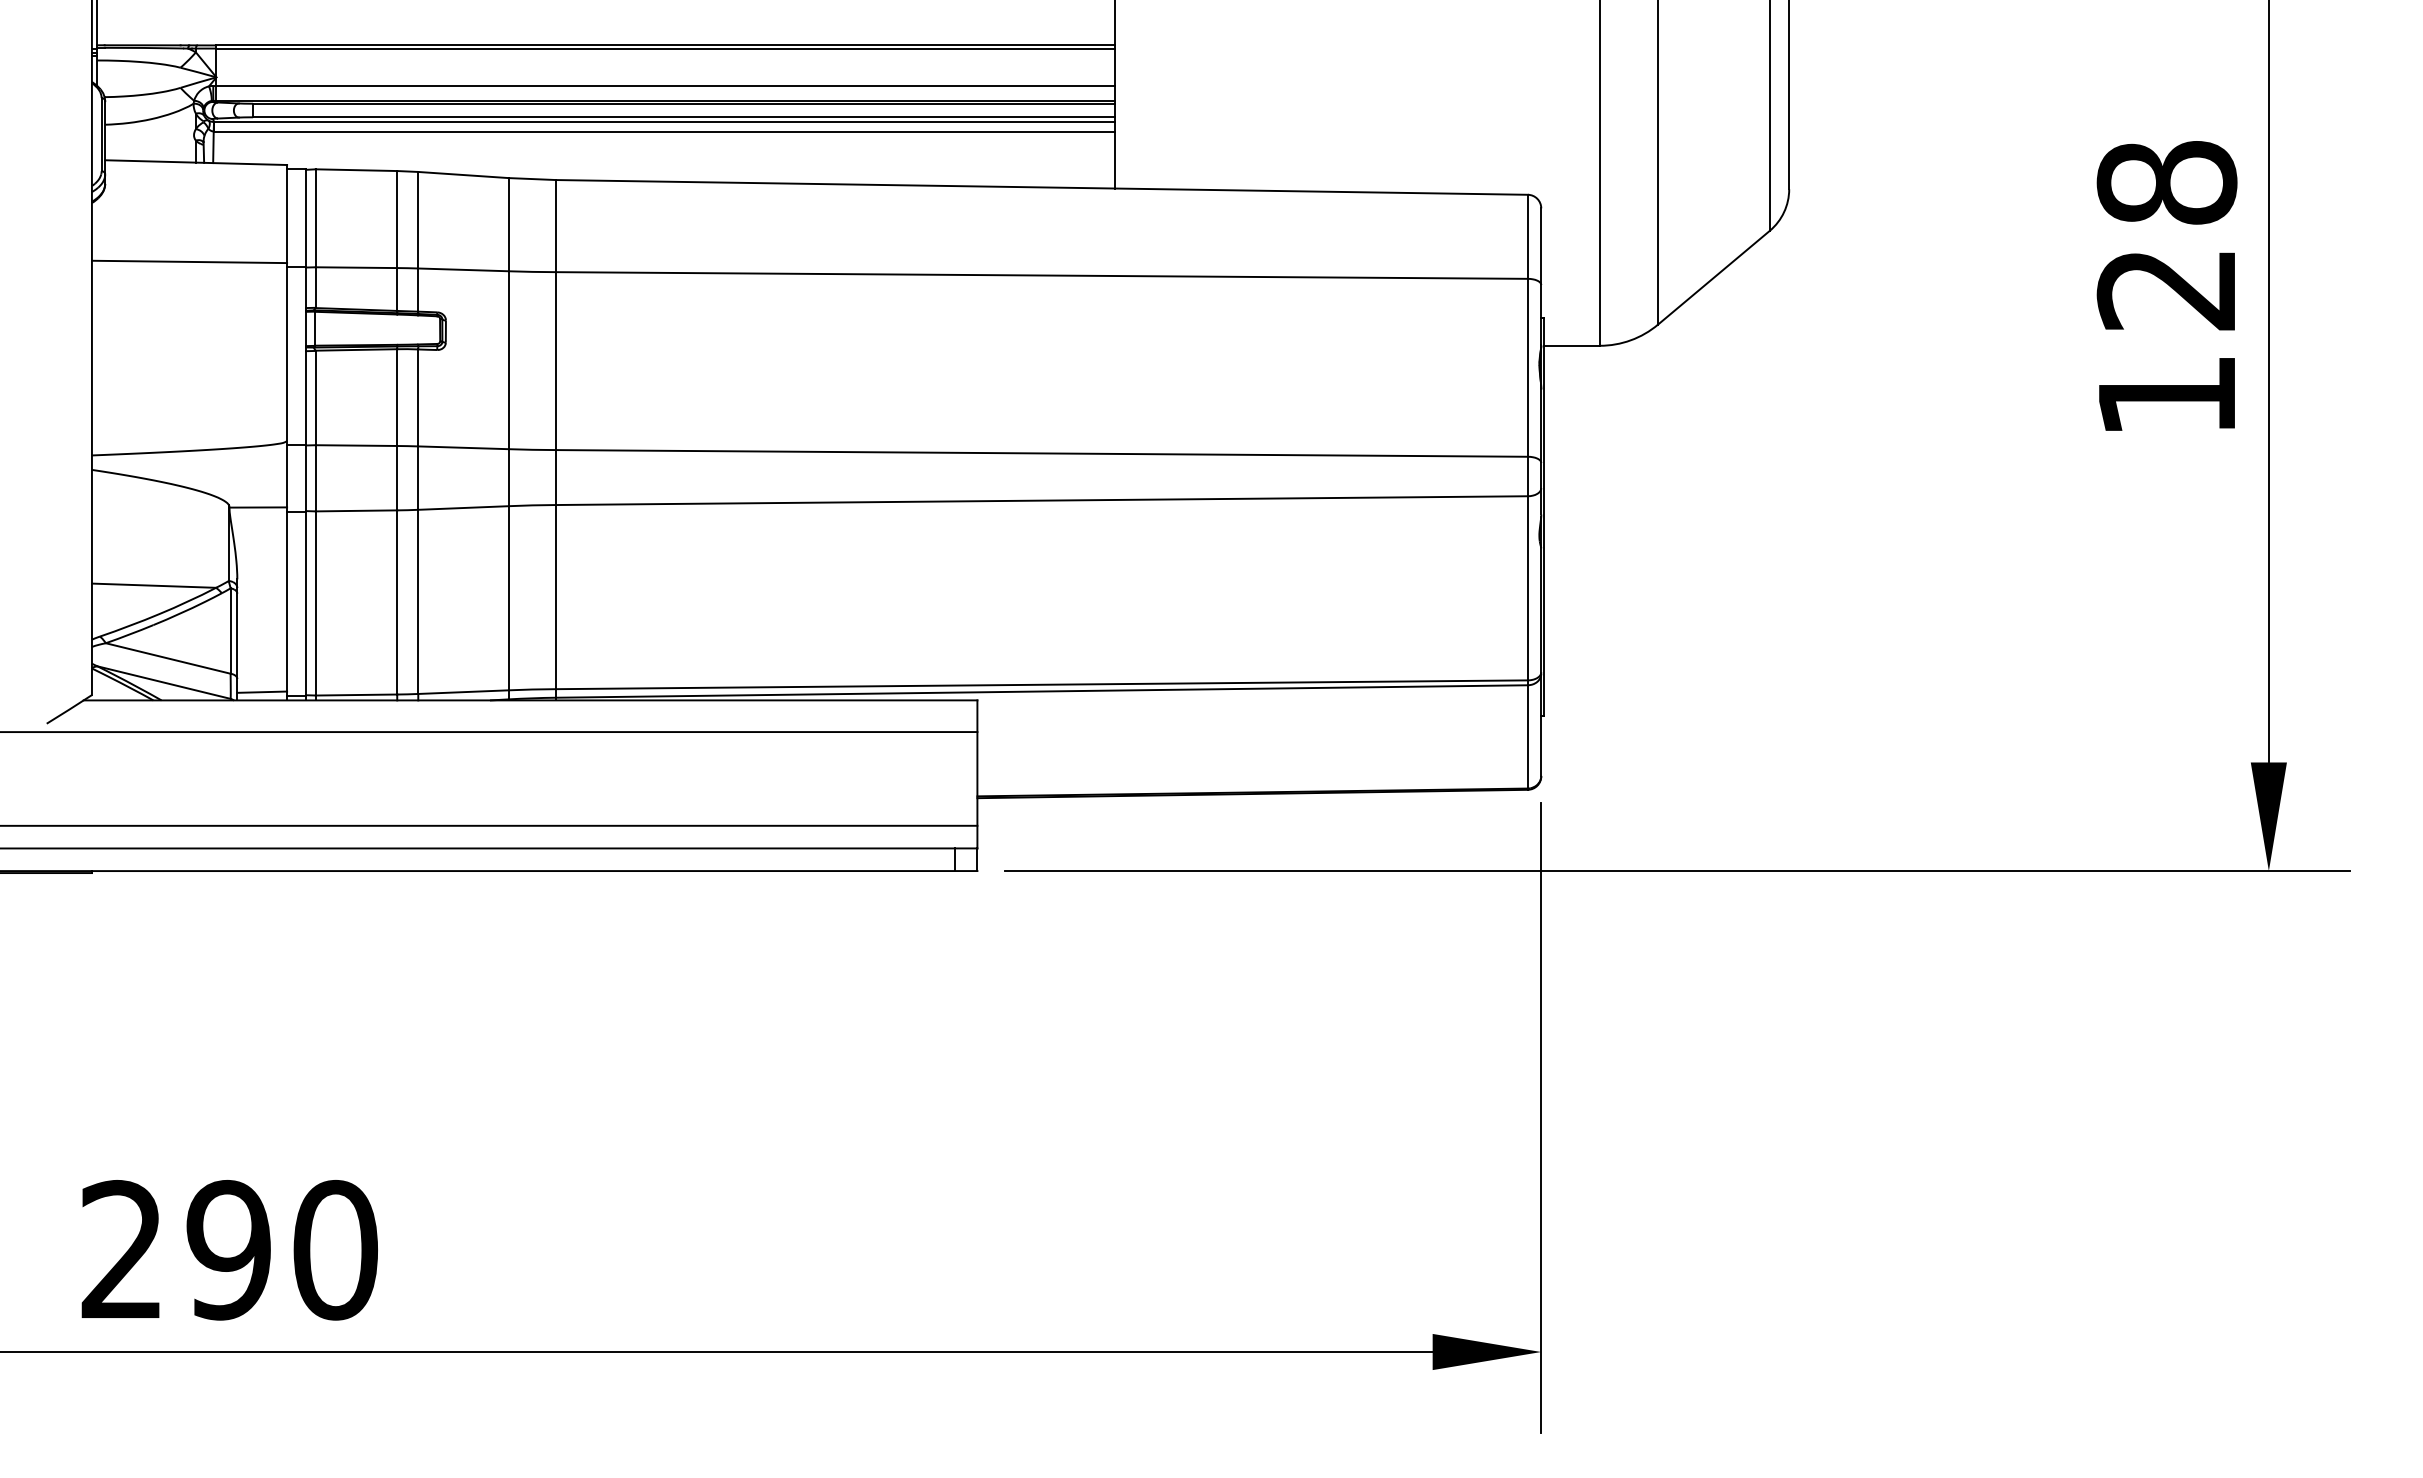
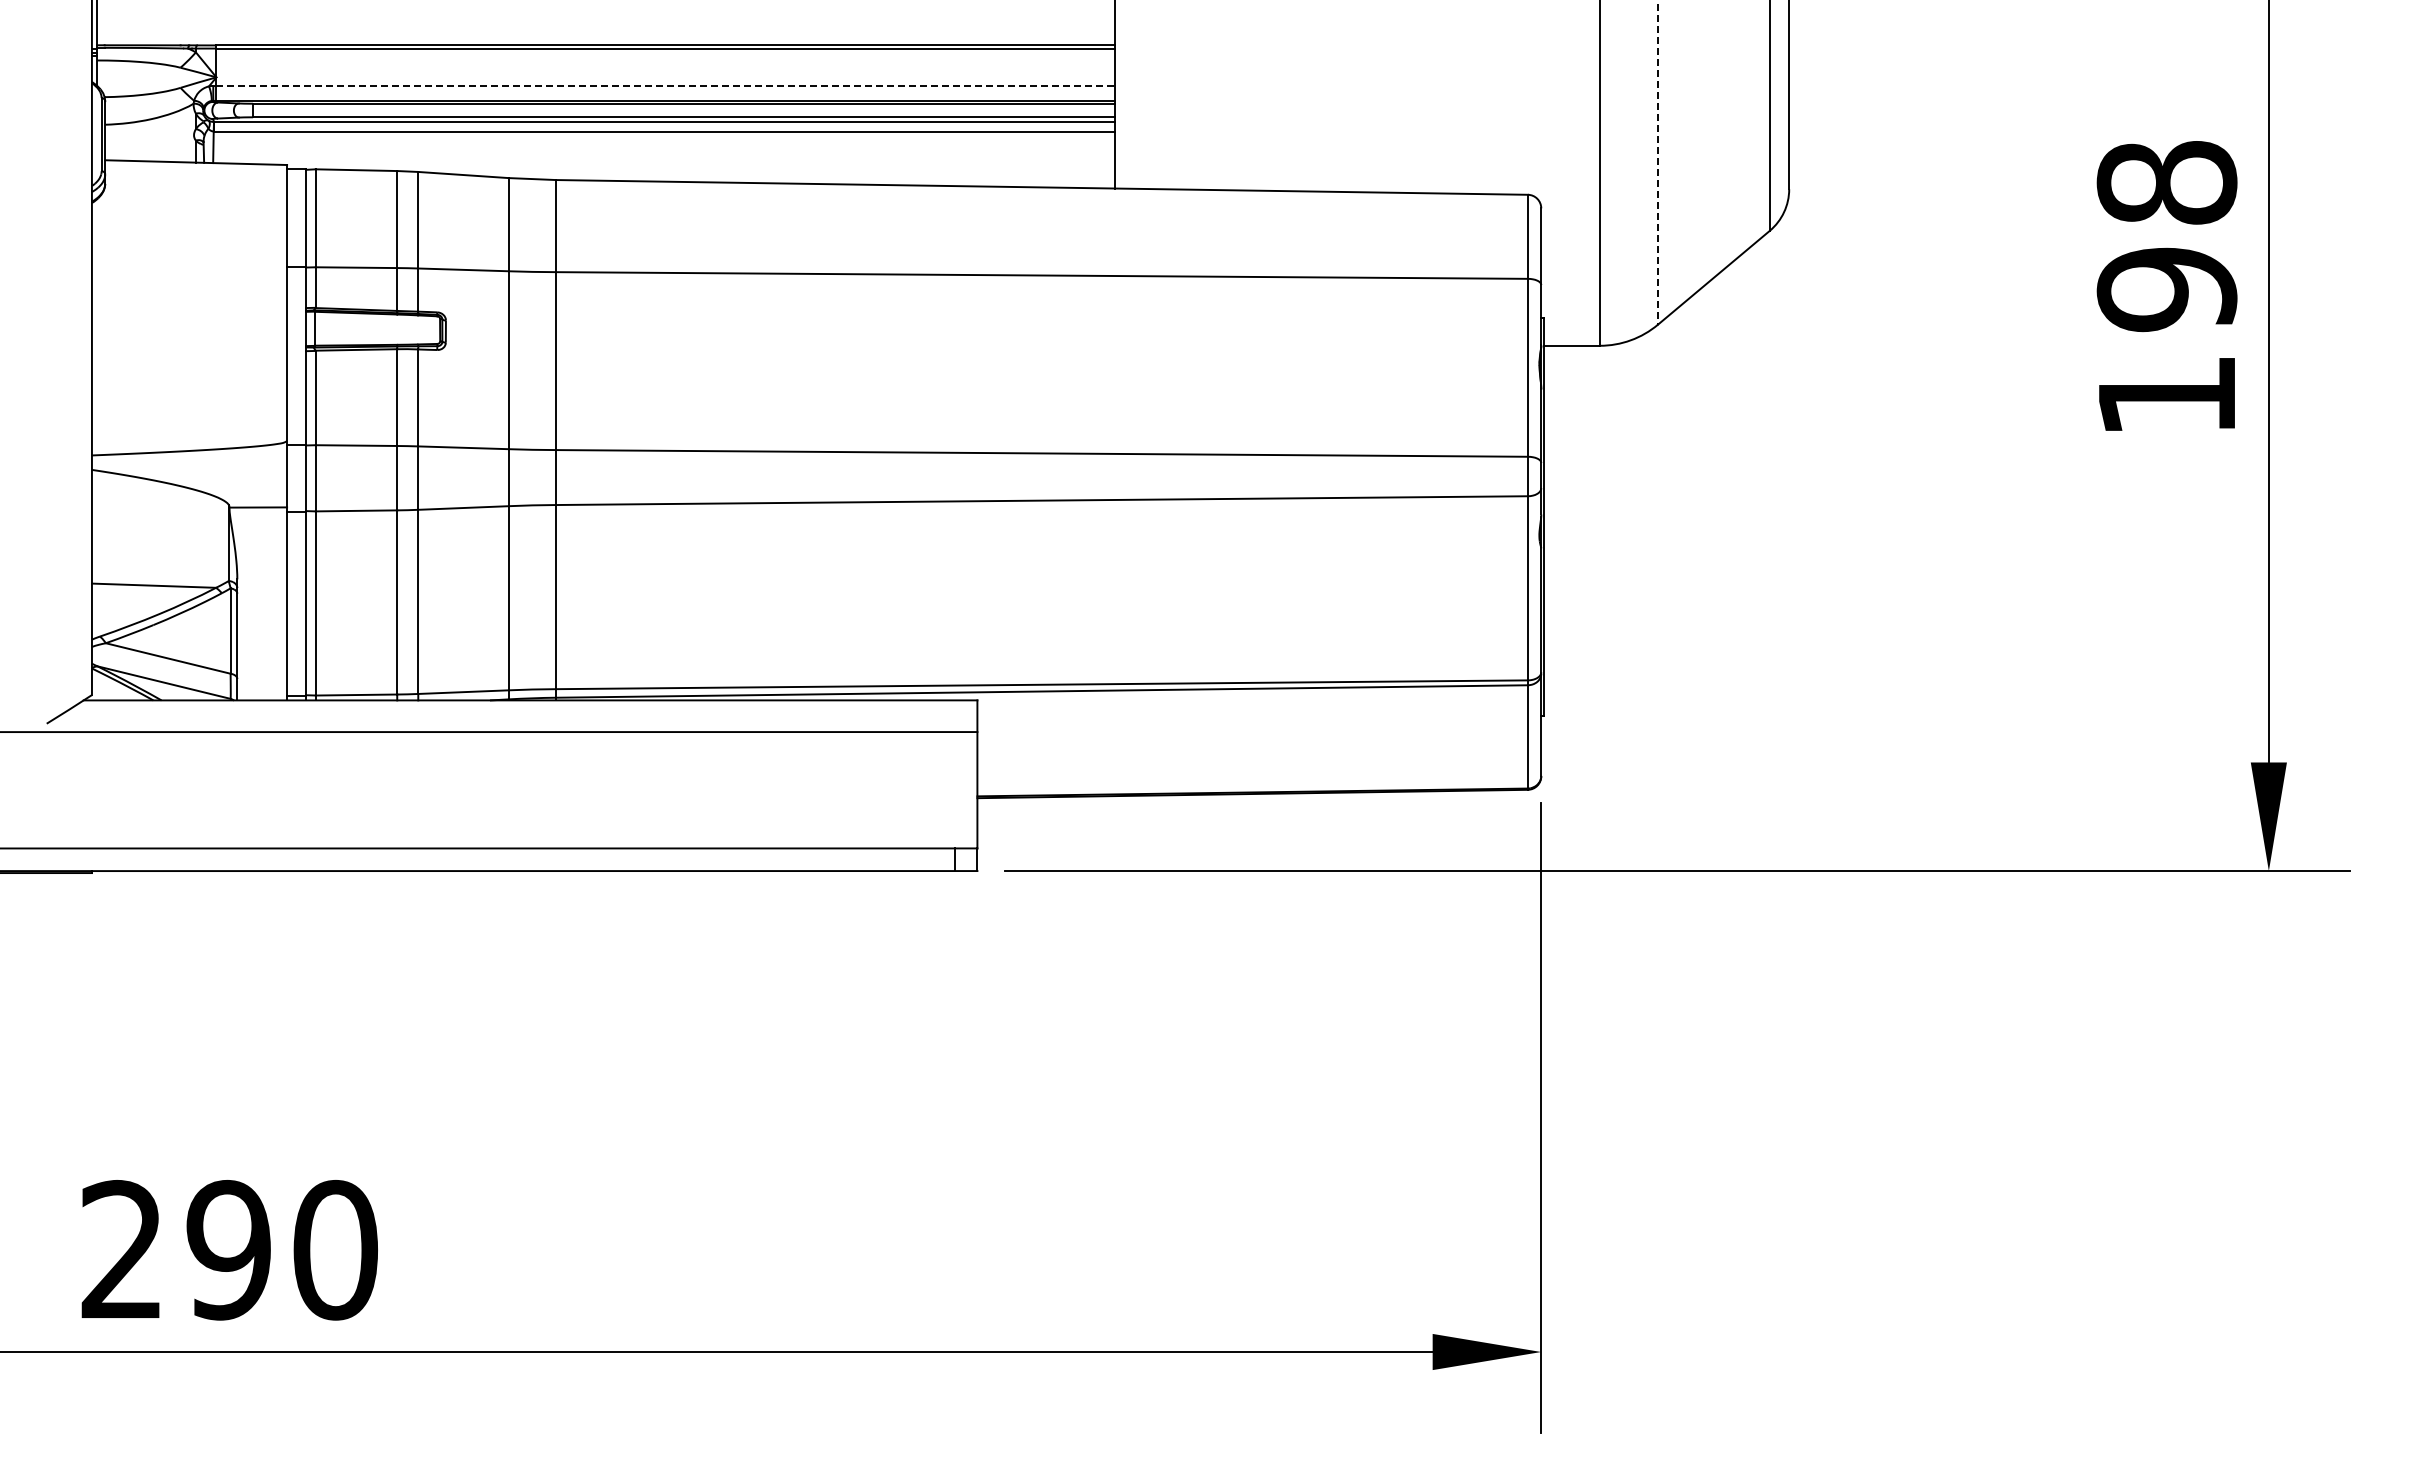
line: solid -> dashed (666, 85)
line: solid -> dashed (1658, 162)
line: present -> none (189, 261)
text: 128 -> 198 (2166, 289)
line: present -> none (262, 691)
line: present -> none (489, 825)
